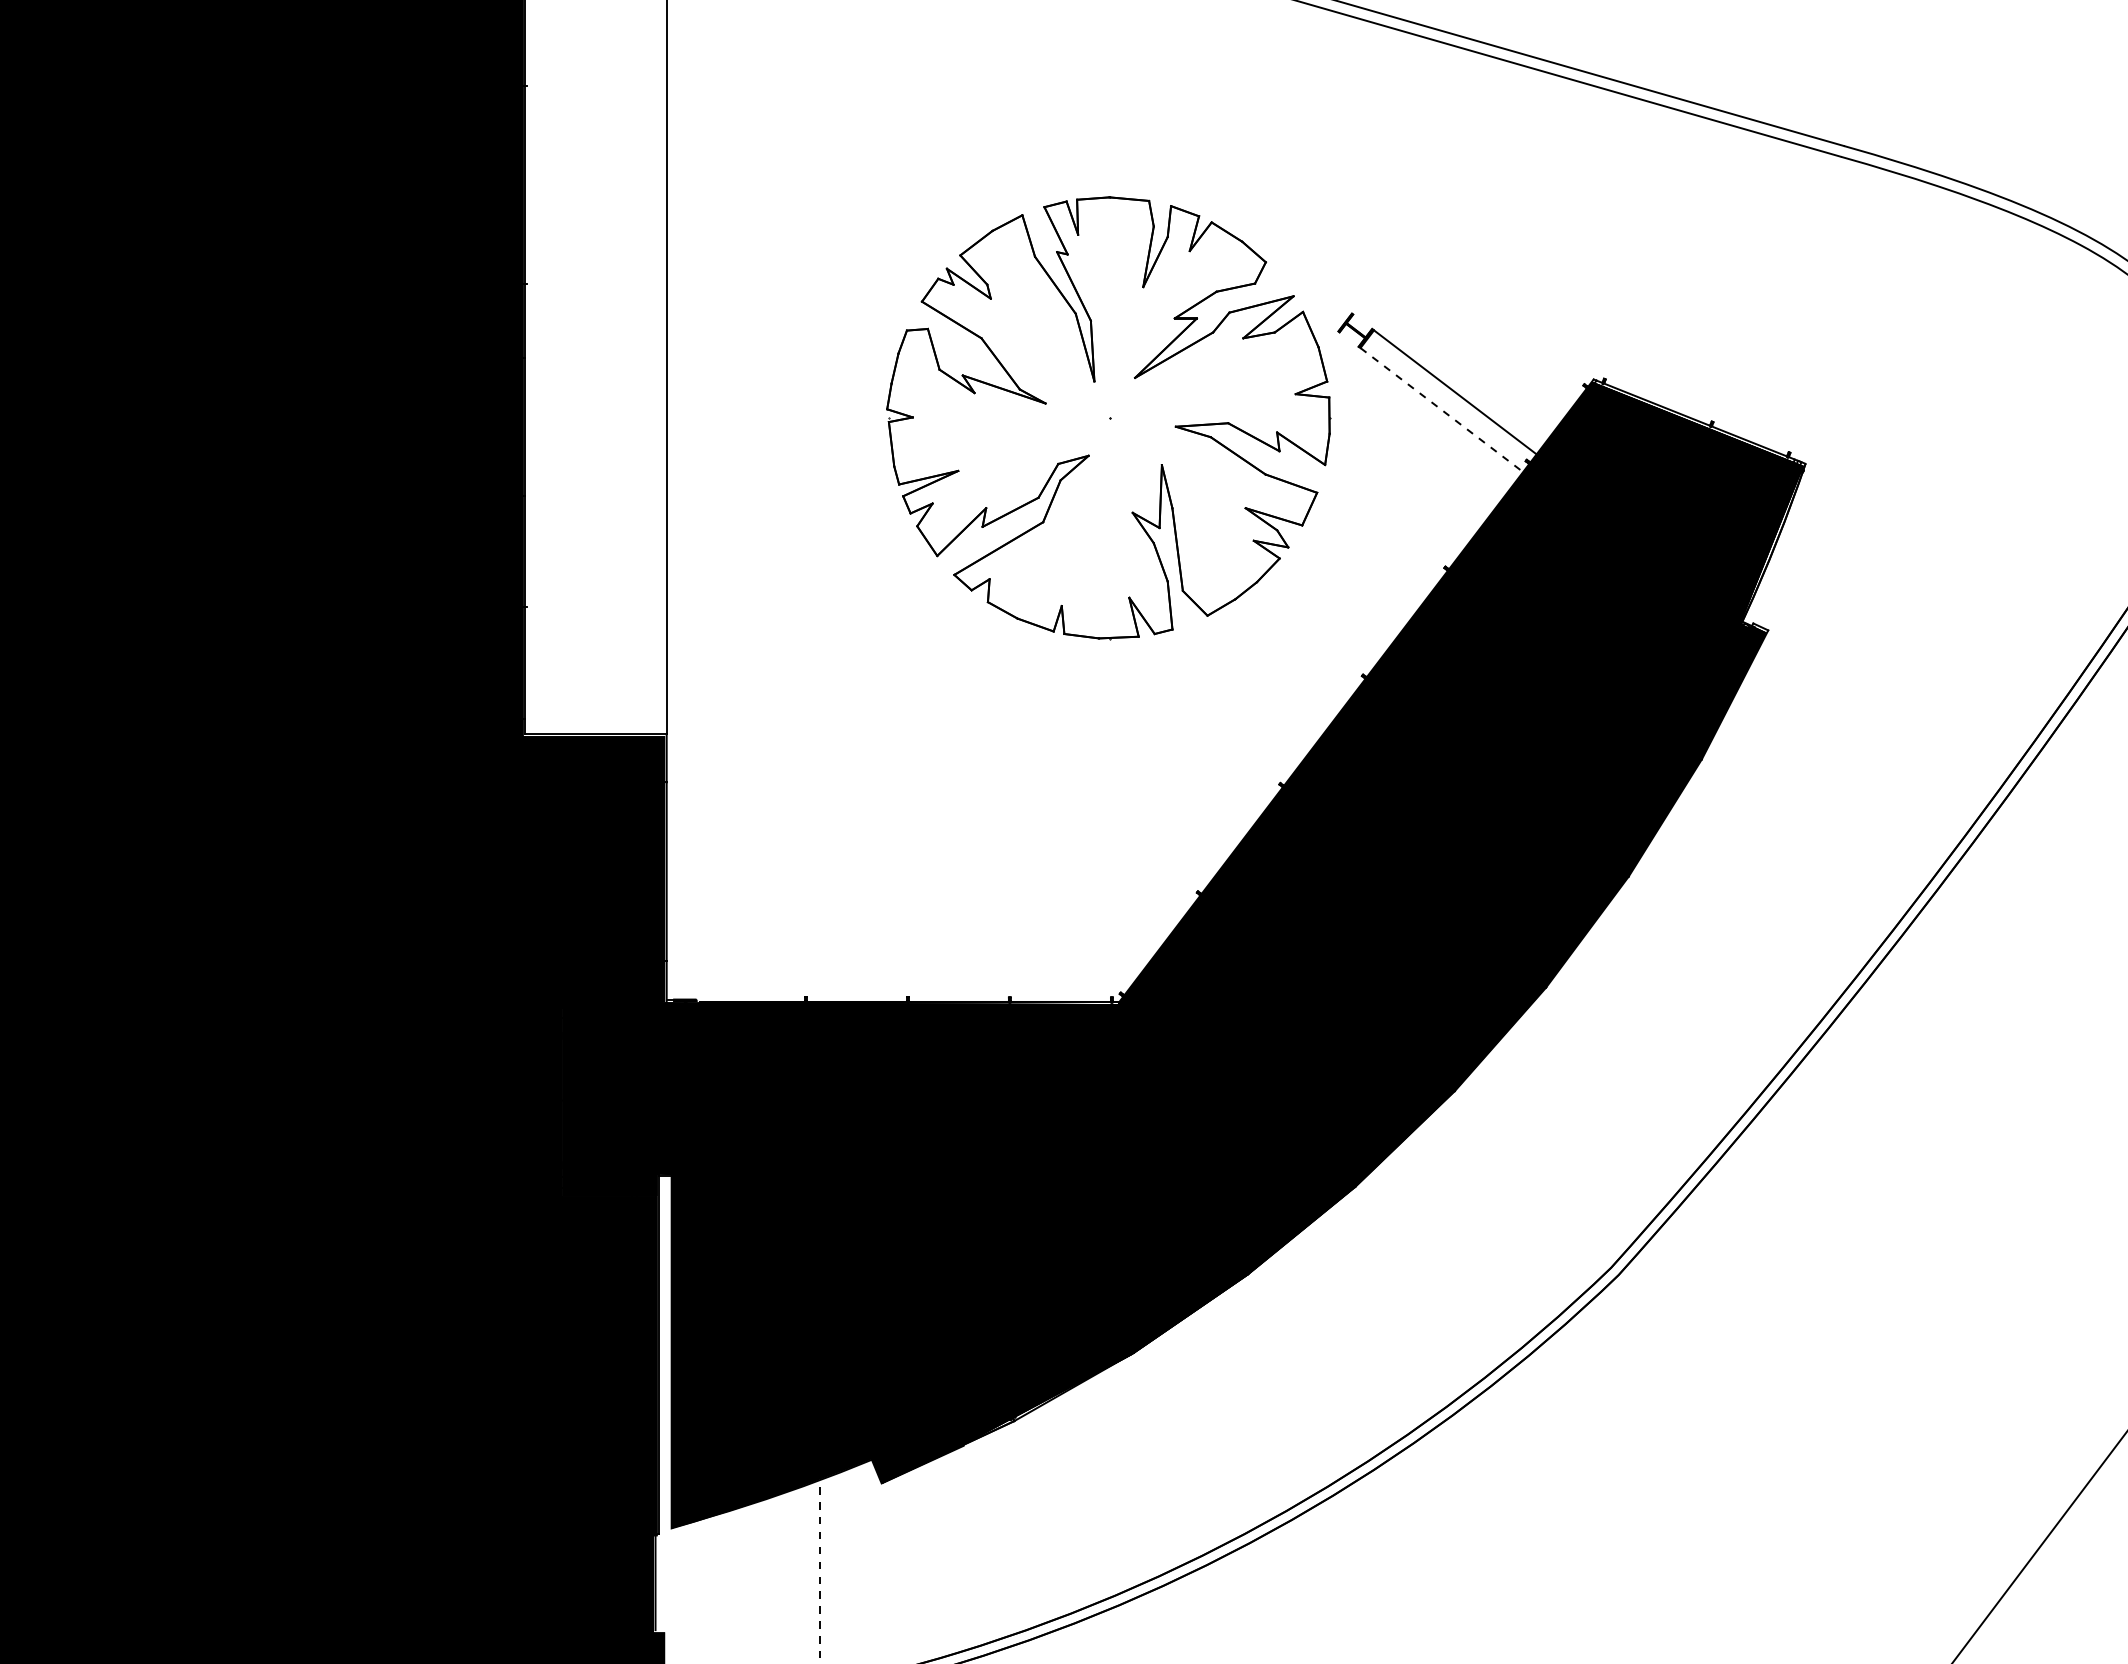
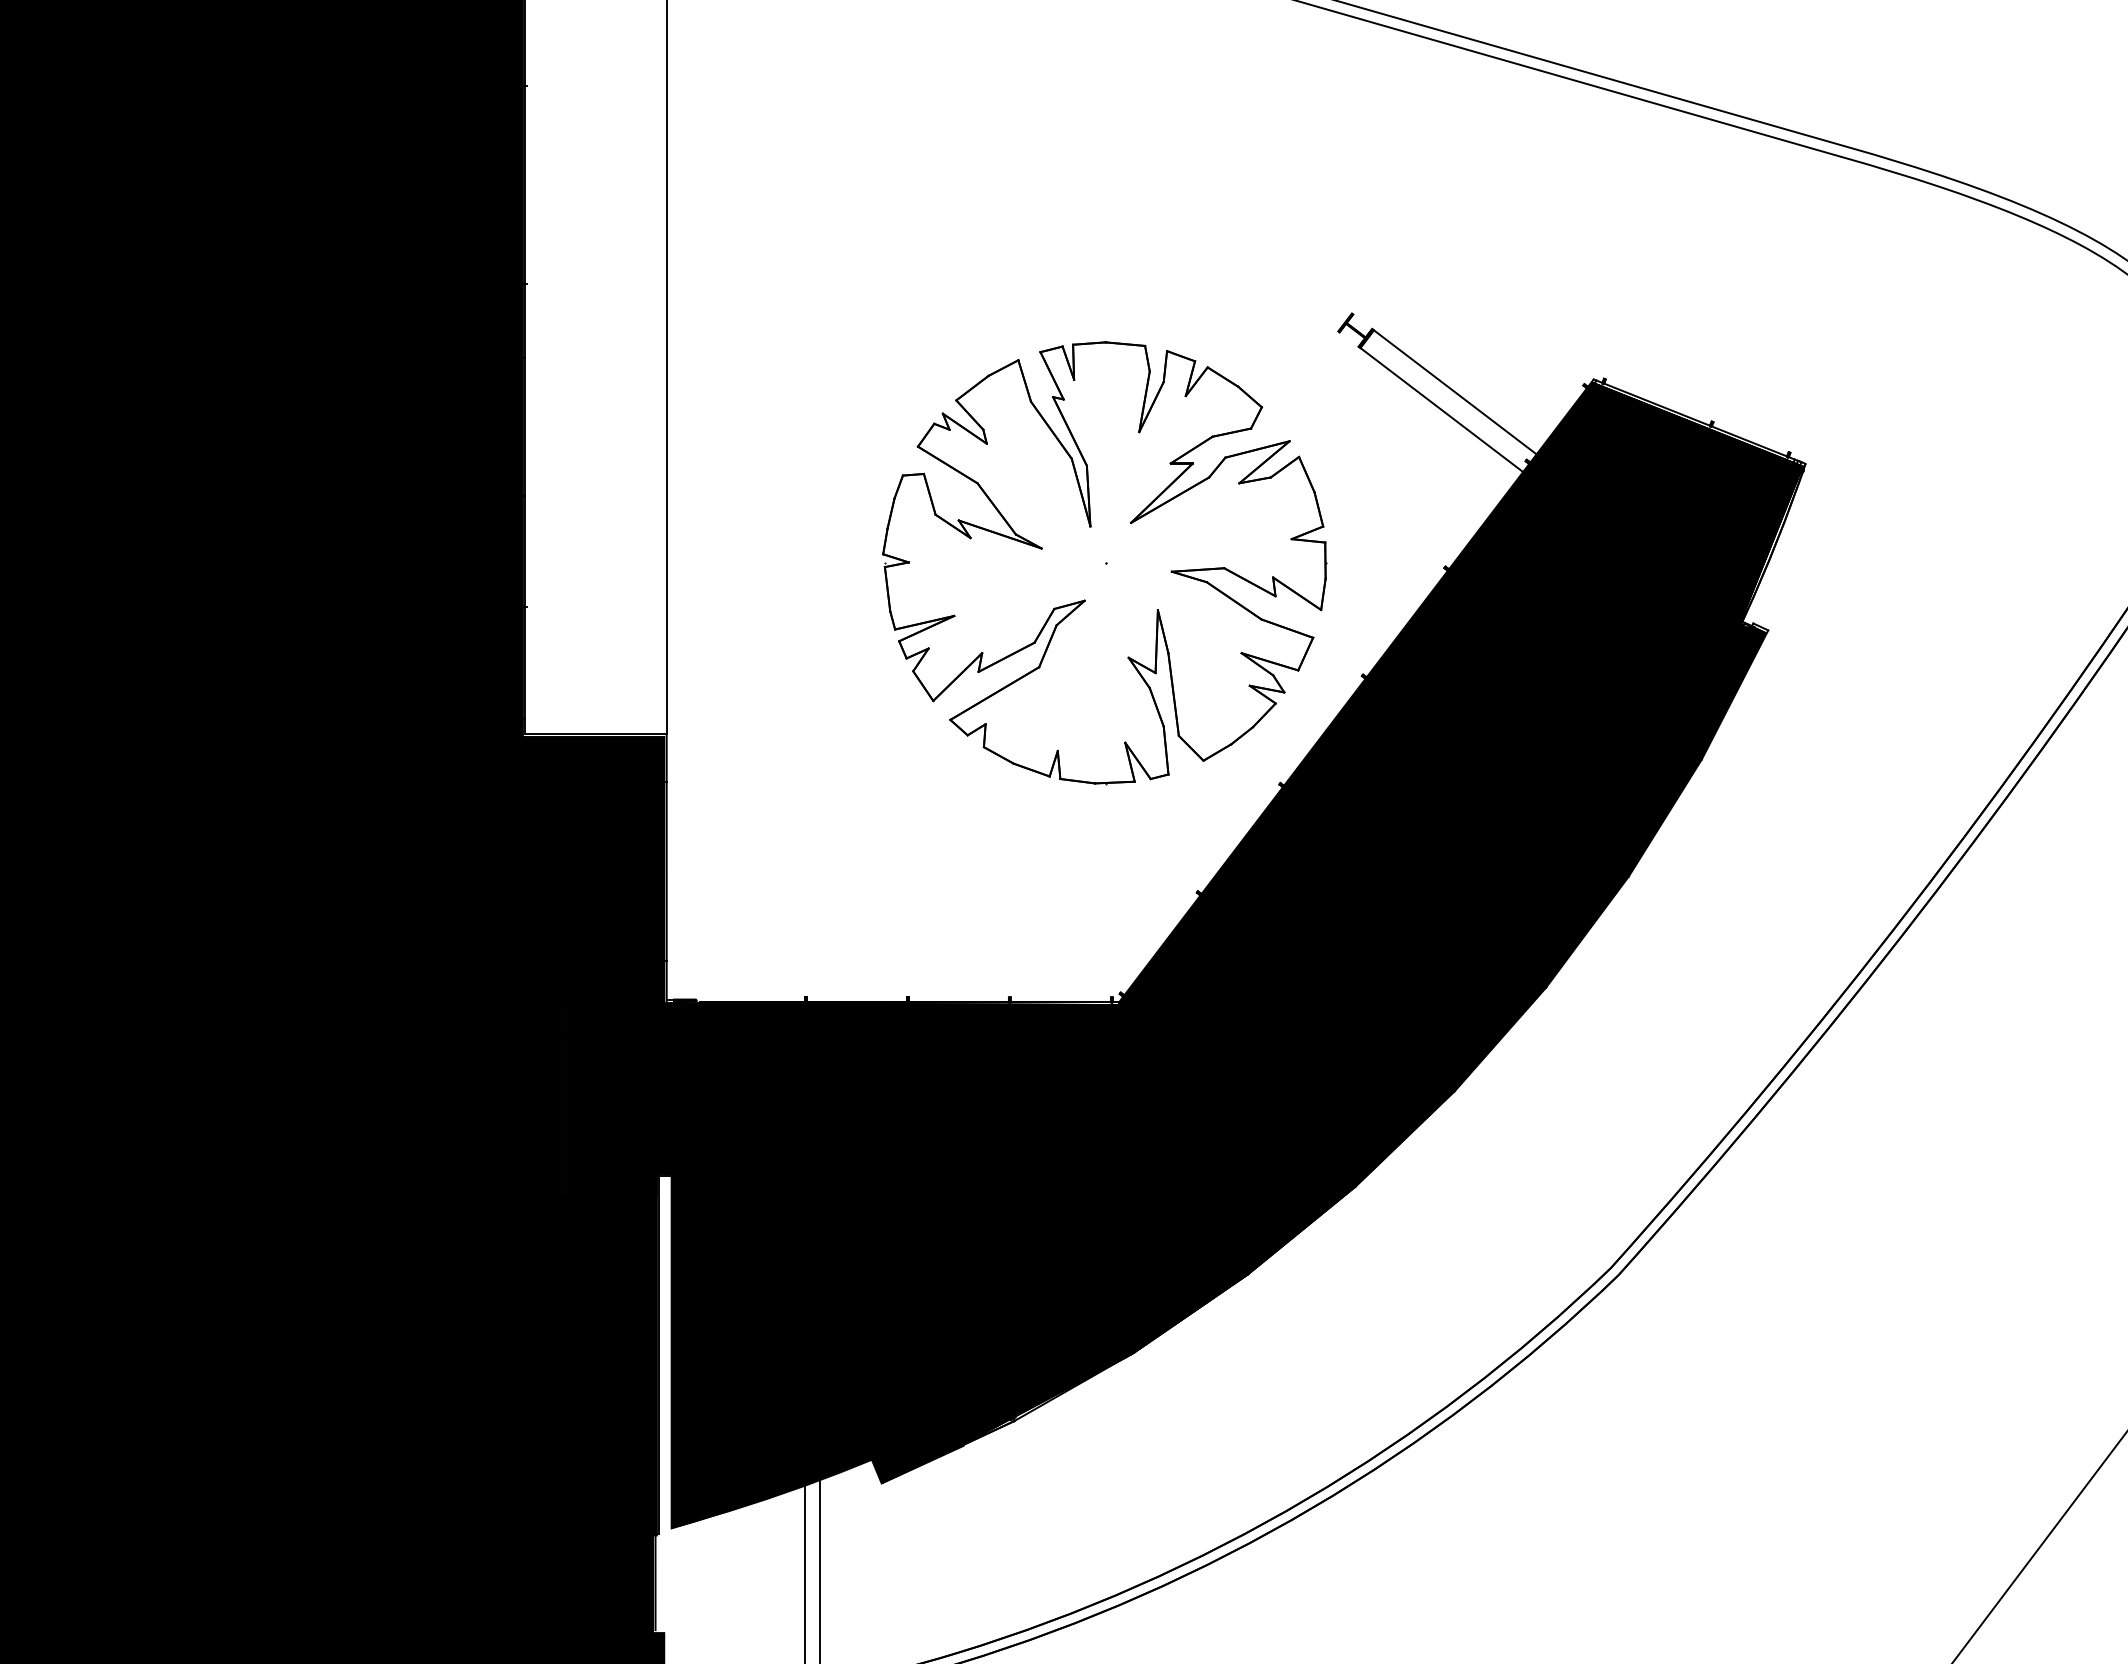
line: dashed -> solid (1442, 410)
part position: (1108, 418) -> (1104, 563) (1104, 563)
line: dashed -> solid (819, 1571)
line: none -> present (805, 1572)
